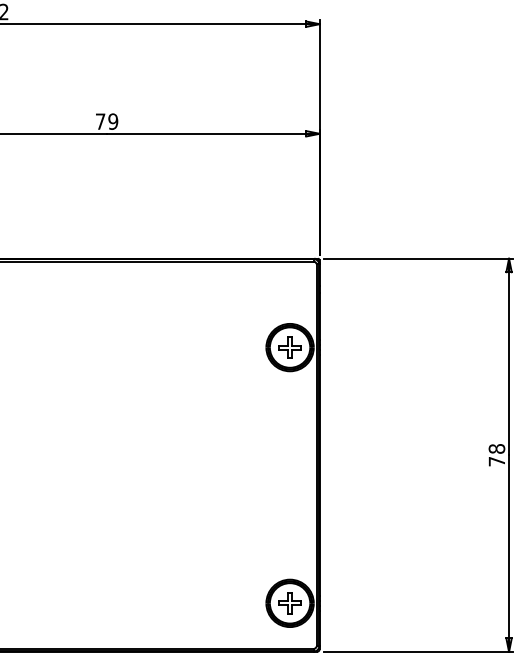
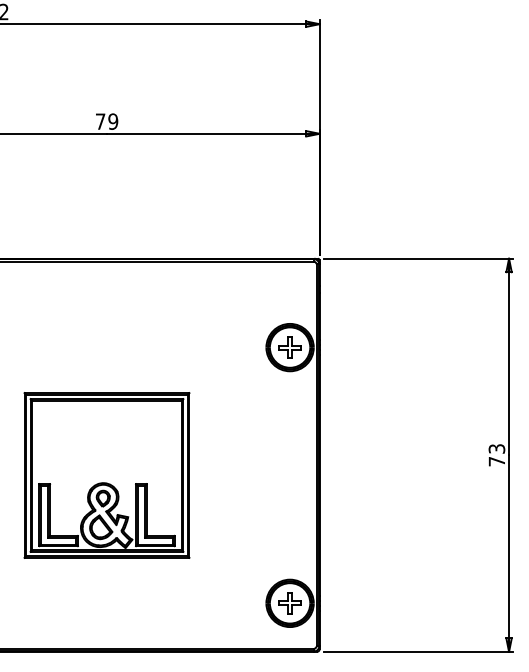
text: 78 -> 73 (496, 448)
part: none -> present (106, 475)
